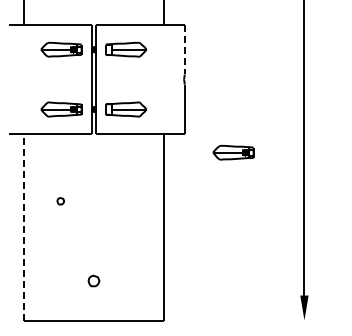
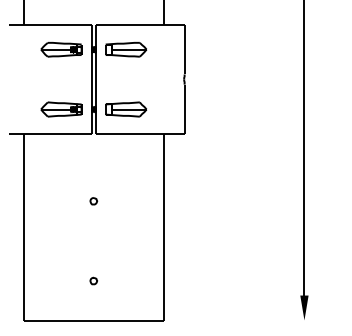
line: dashed -> solid (184, 49)
part: present -> none (233, 152)
part position: (60, 201) -> (93, 201) (93, 201)
line: dashed -> solid (23, 227)
part size: 14x14 px -> 9x10 px (93, 280)
